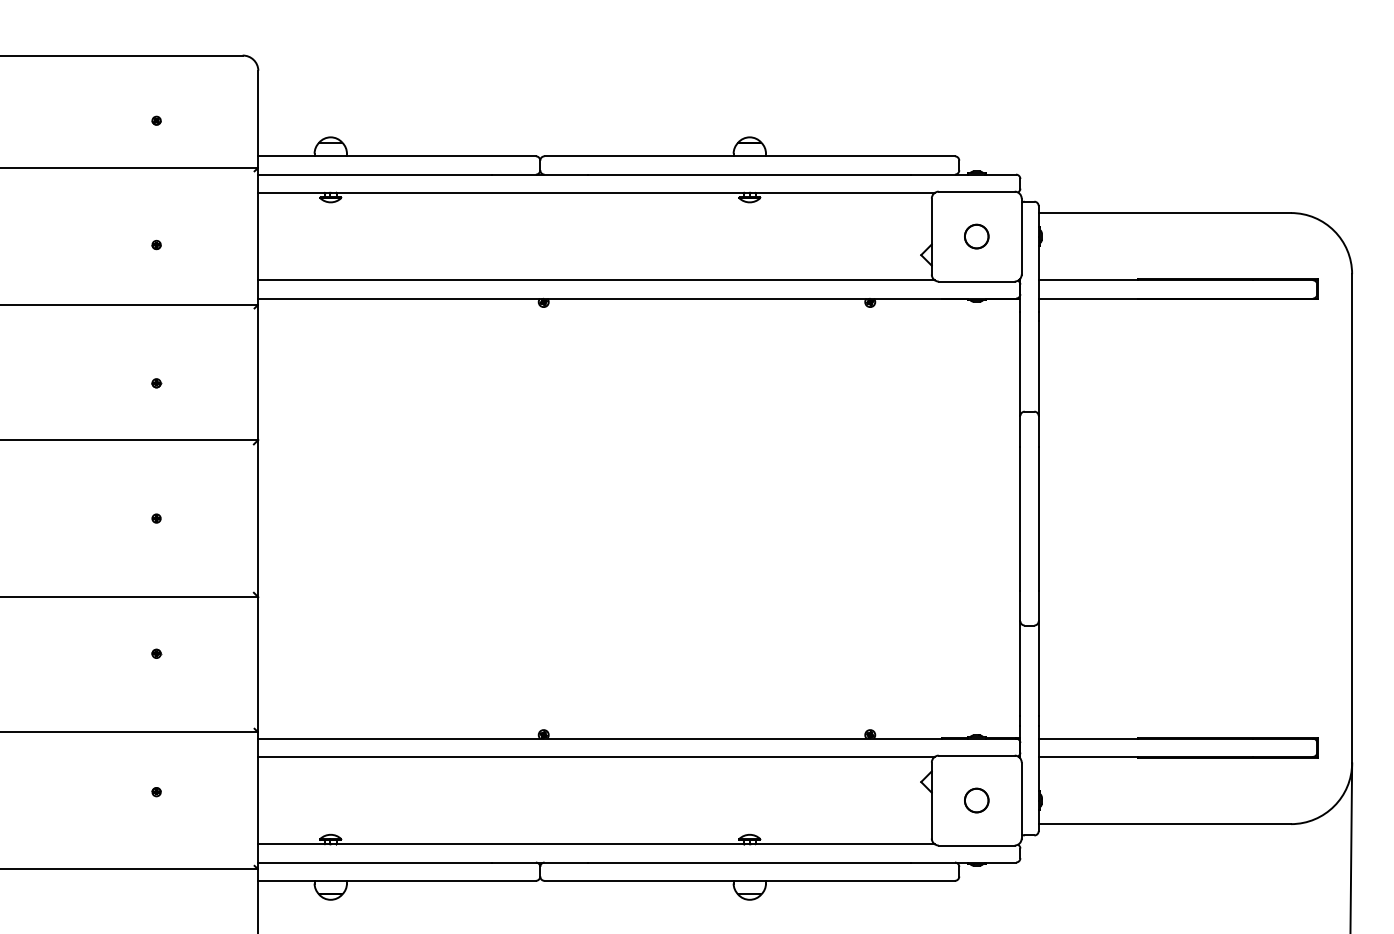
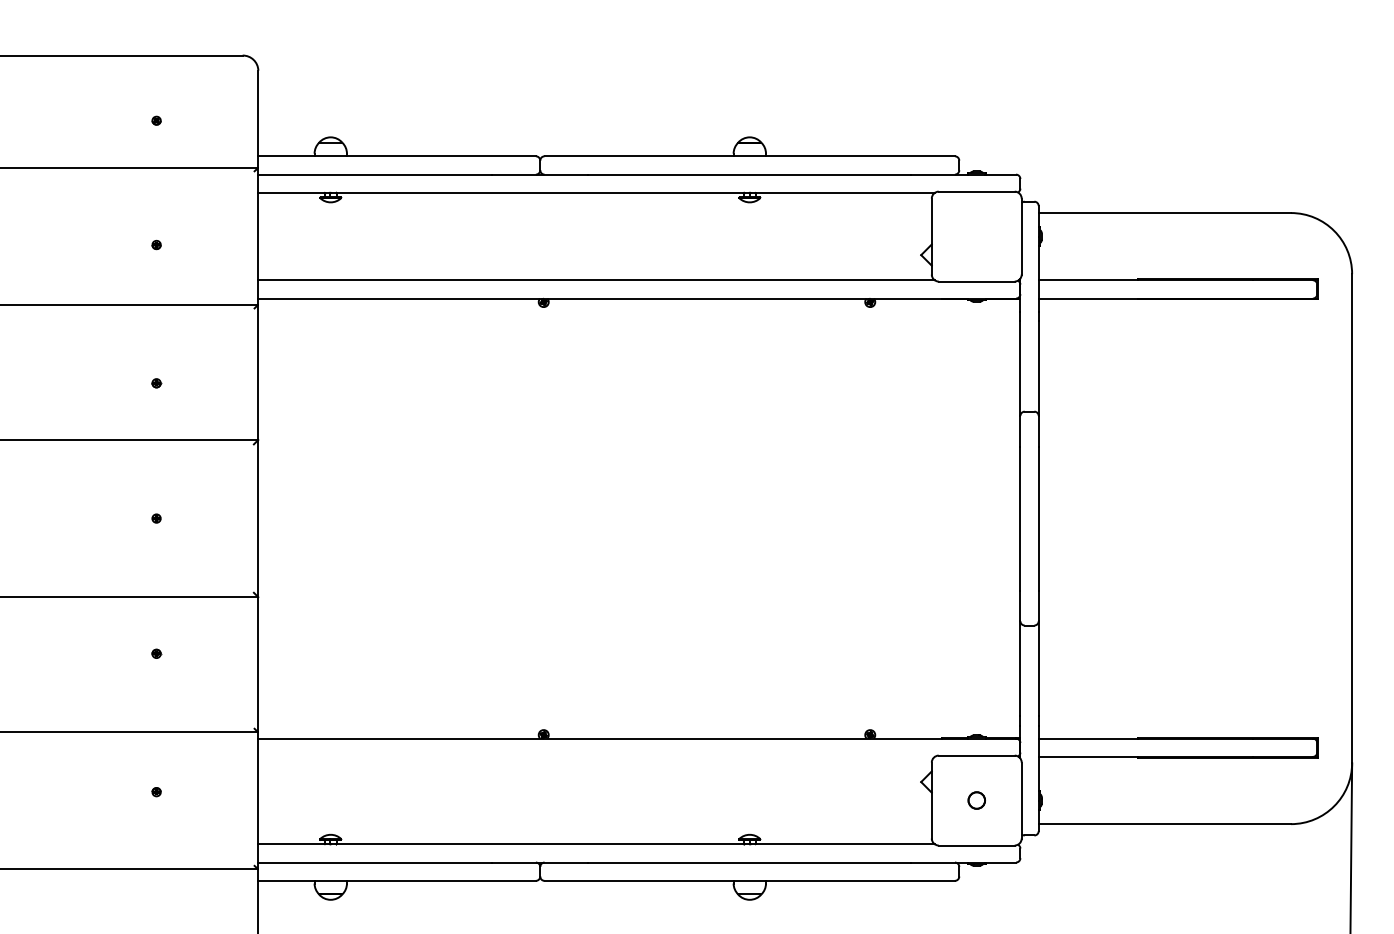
part: present -> none (976, 236)
line: present -> none (596, 756)
part size: 26x27 px -> 19x19 px (976, 800)
